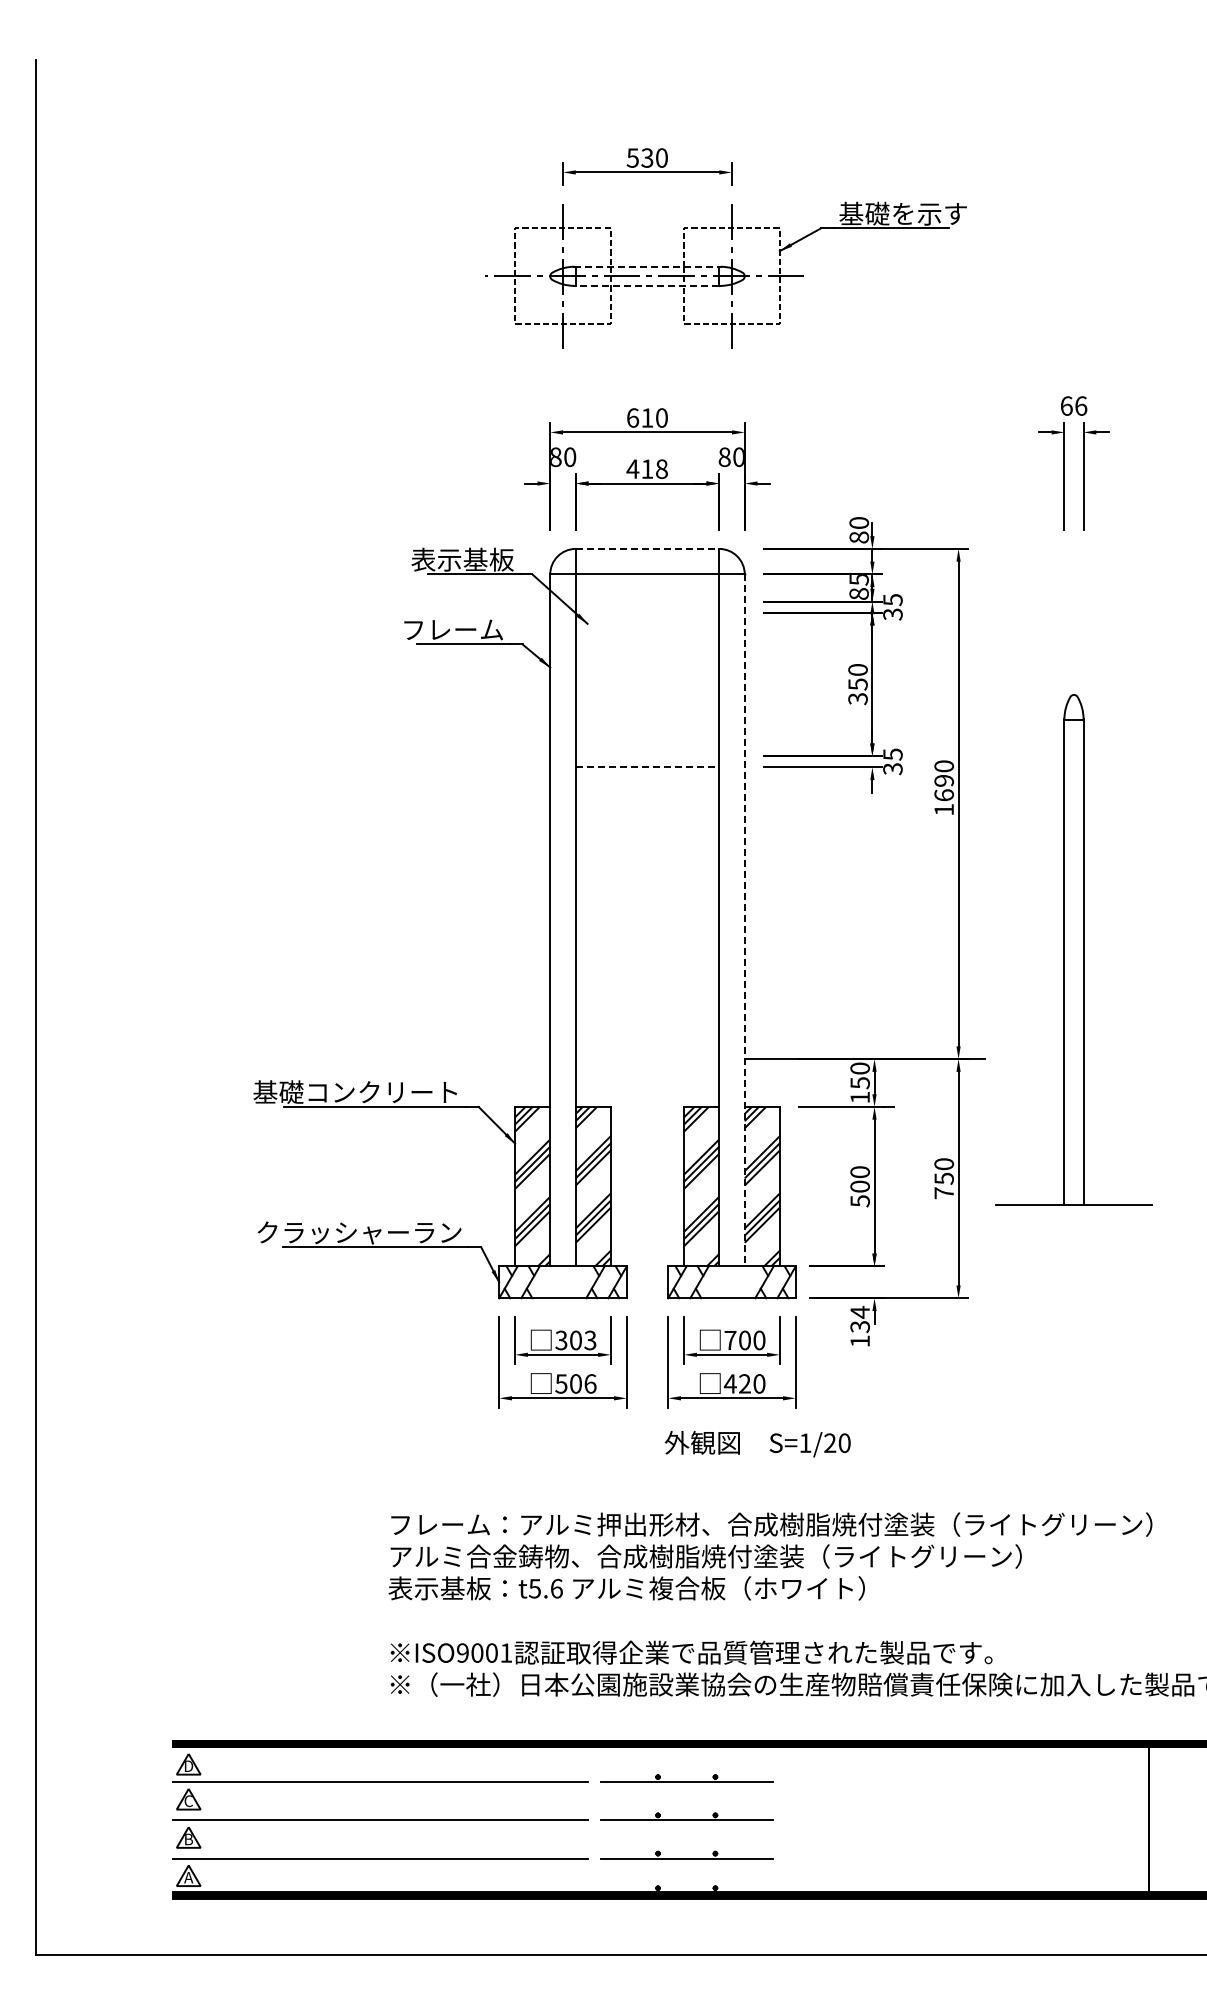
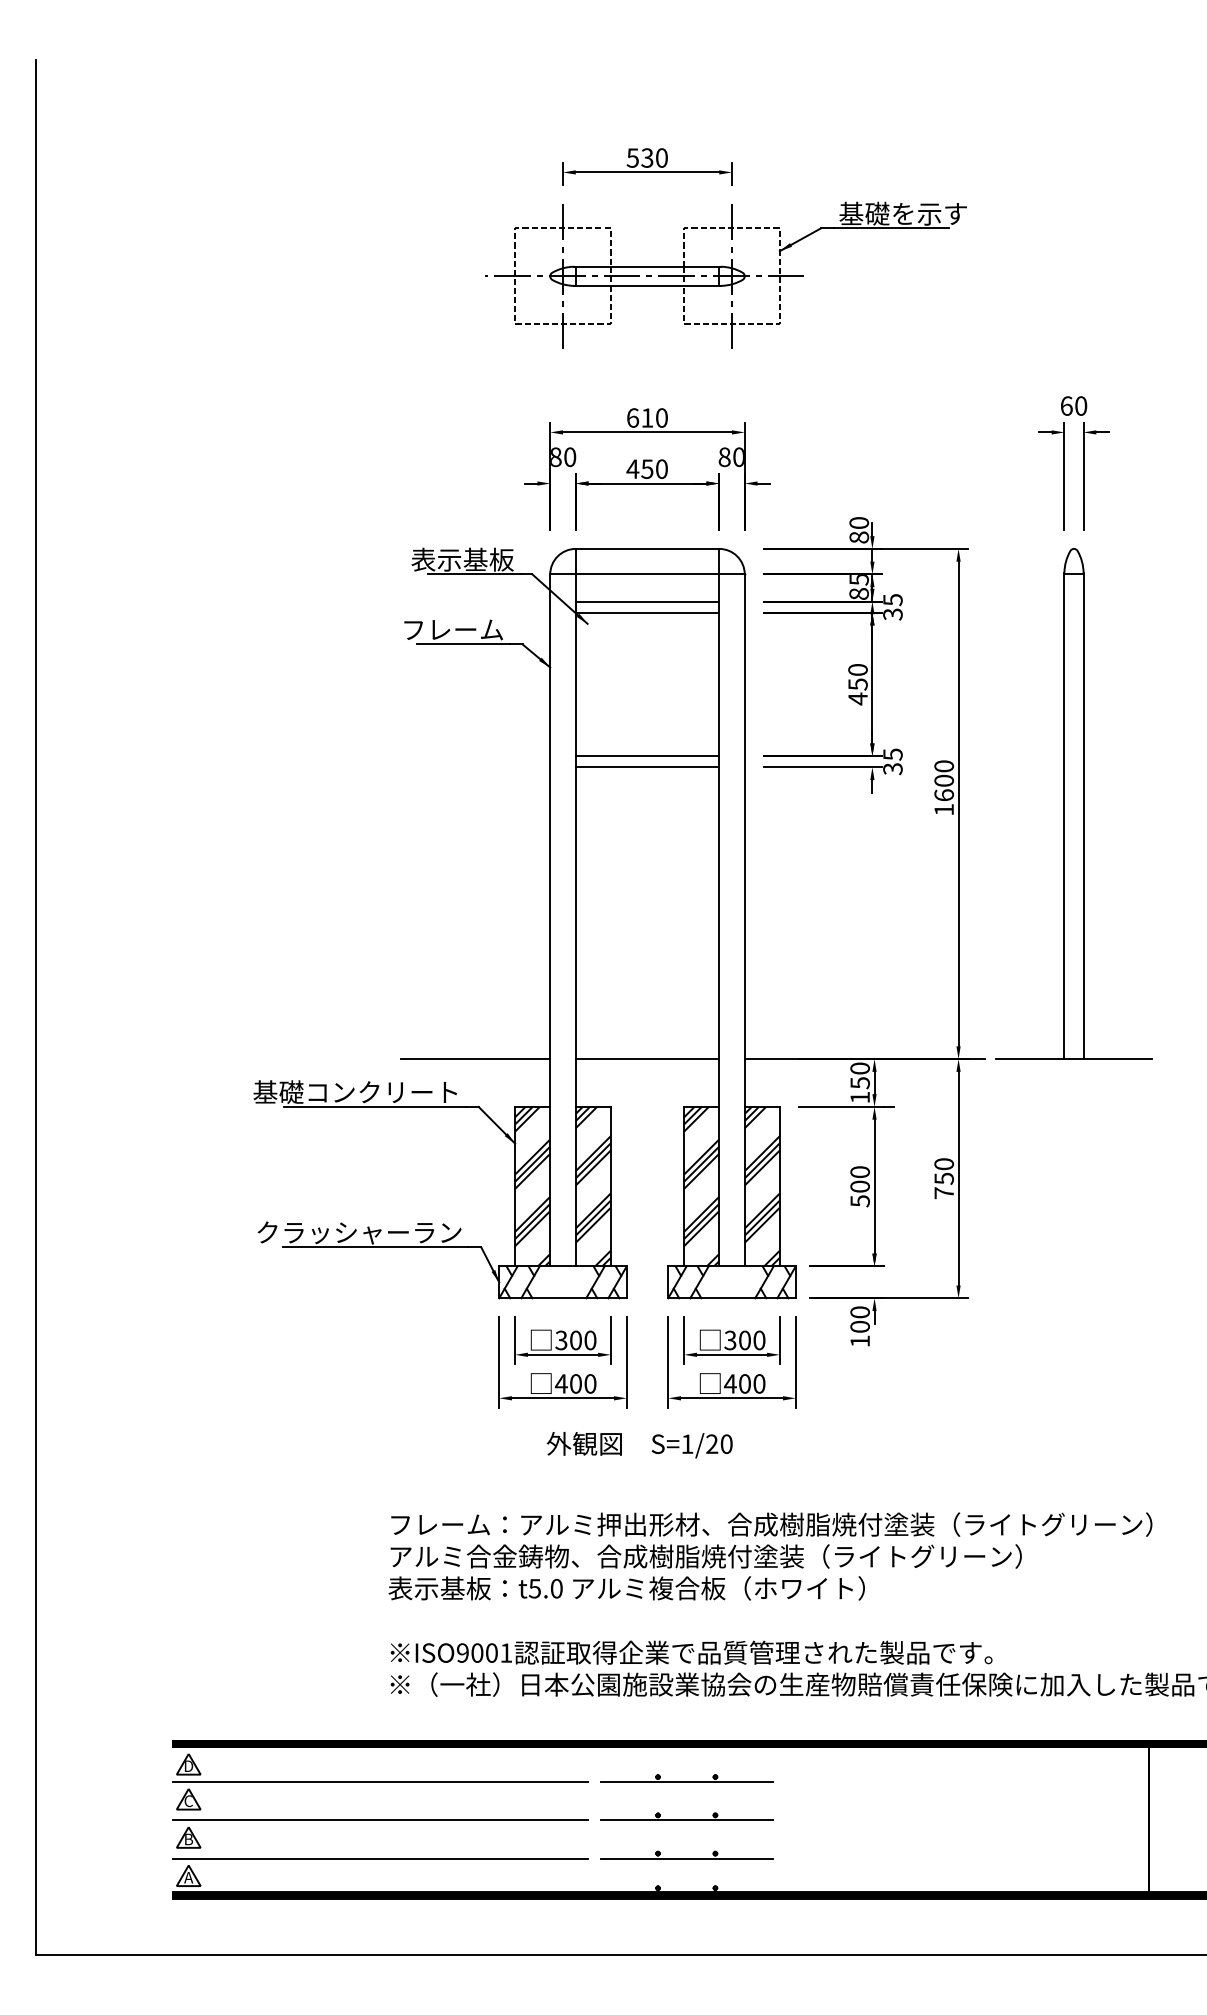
line: dashed -> solid (646, 266)
line: dashed -> solid (646, 285)
text: 66 -> 60 (1081, 405)
text: 418 -> 450 (654, 468)
line: dashed -> solid (647, 548)
line: none -> present (647, 601)
line: none -> present (647, 612)
text: 350 -> 450 (857, 698)
line: none -> present (647, 756)
line: dashed -> solid (647, 767)
text: 1690 -> 1600 (943, 780)
line: dashed -> solid (744, 920)
part position: (1073, 949) -> (1073, 803) (1073, 803)
line: none -> present (475, 1059)
line: none -> present (647, 1059)
text: 134 -> 100 (859, 1319)
text: 303 -> 300 (590, 1340)
text: 700 -> 300 (730, 1340)
text: 506 -> 400 (575, 1383)
text: 420 -> 400 (744, 1383)
text position: (757, 1444) -> (639, 1445) (639, 1445)
text: t5.6 -> t5.0 (556, 1588)
